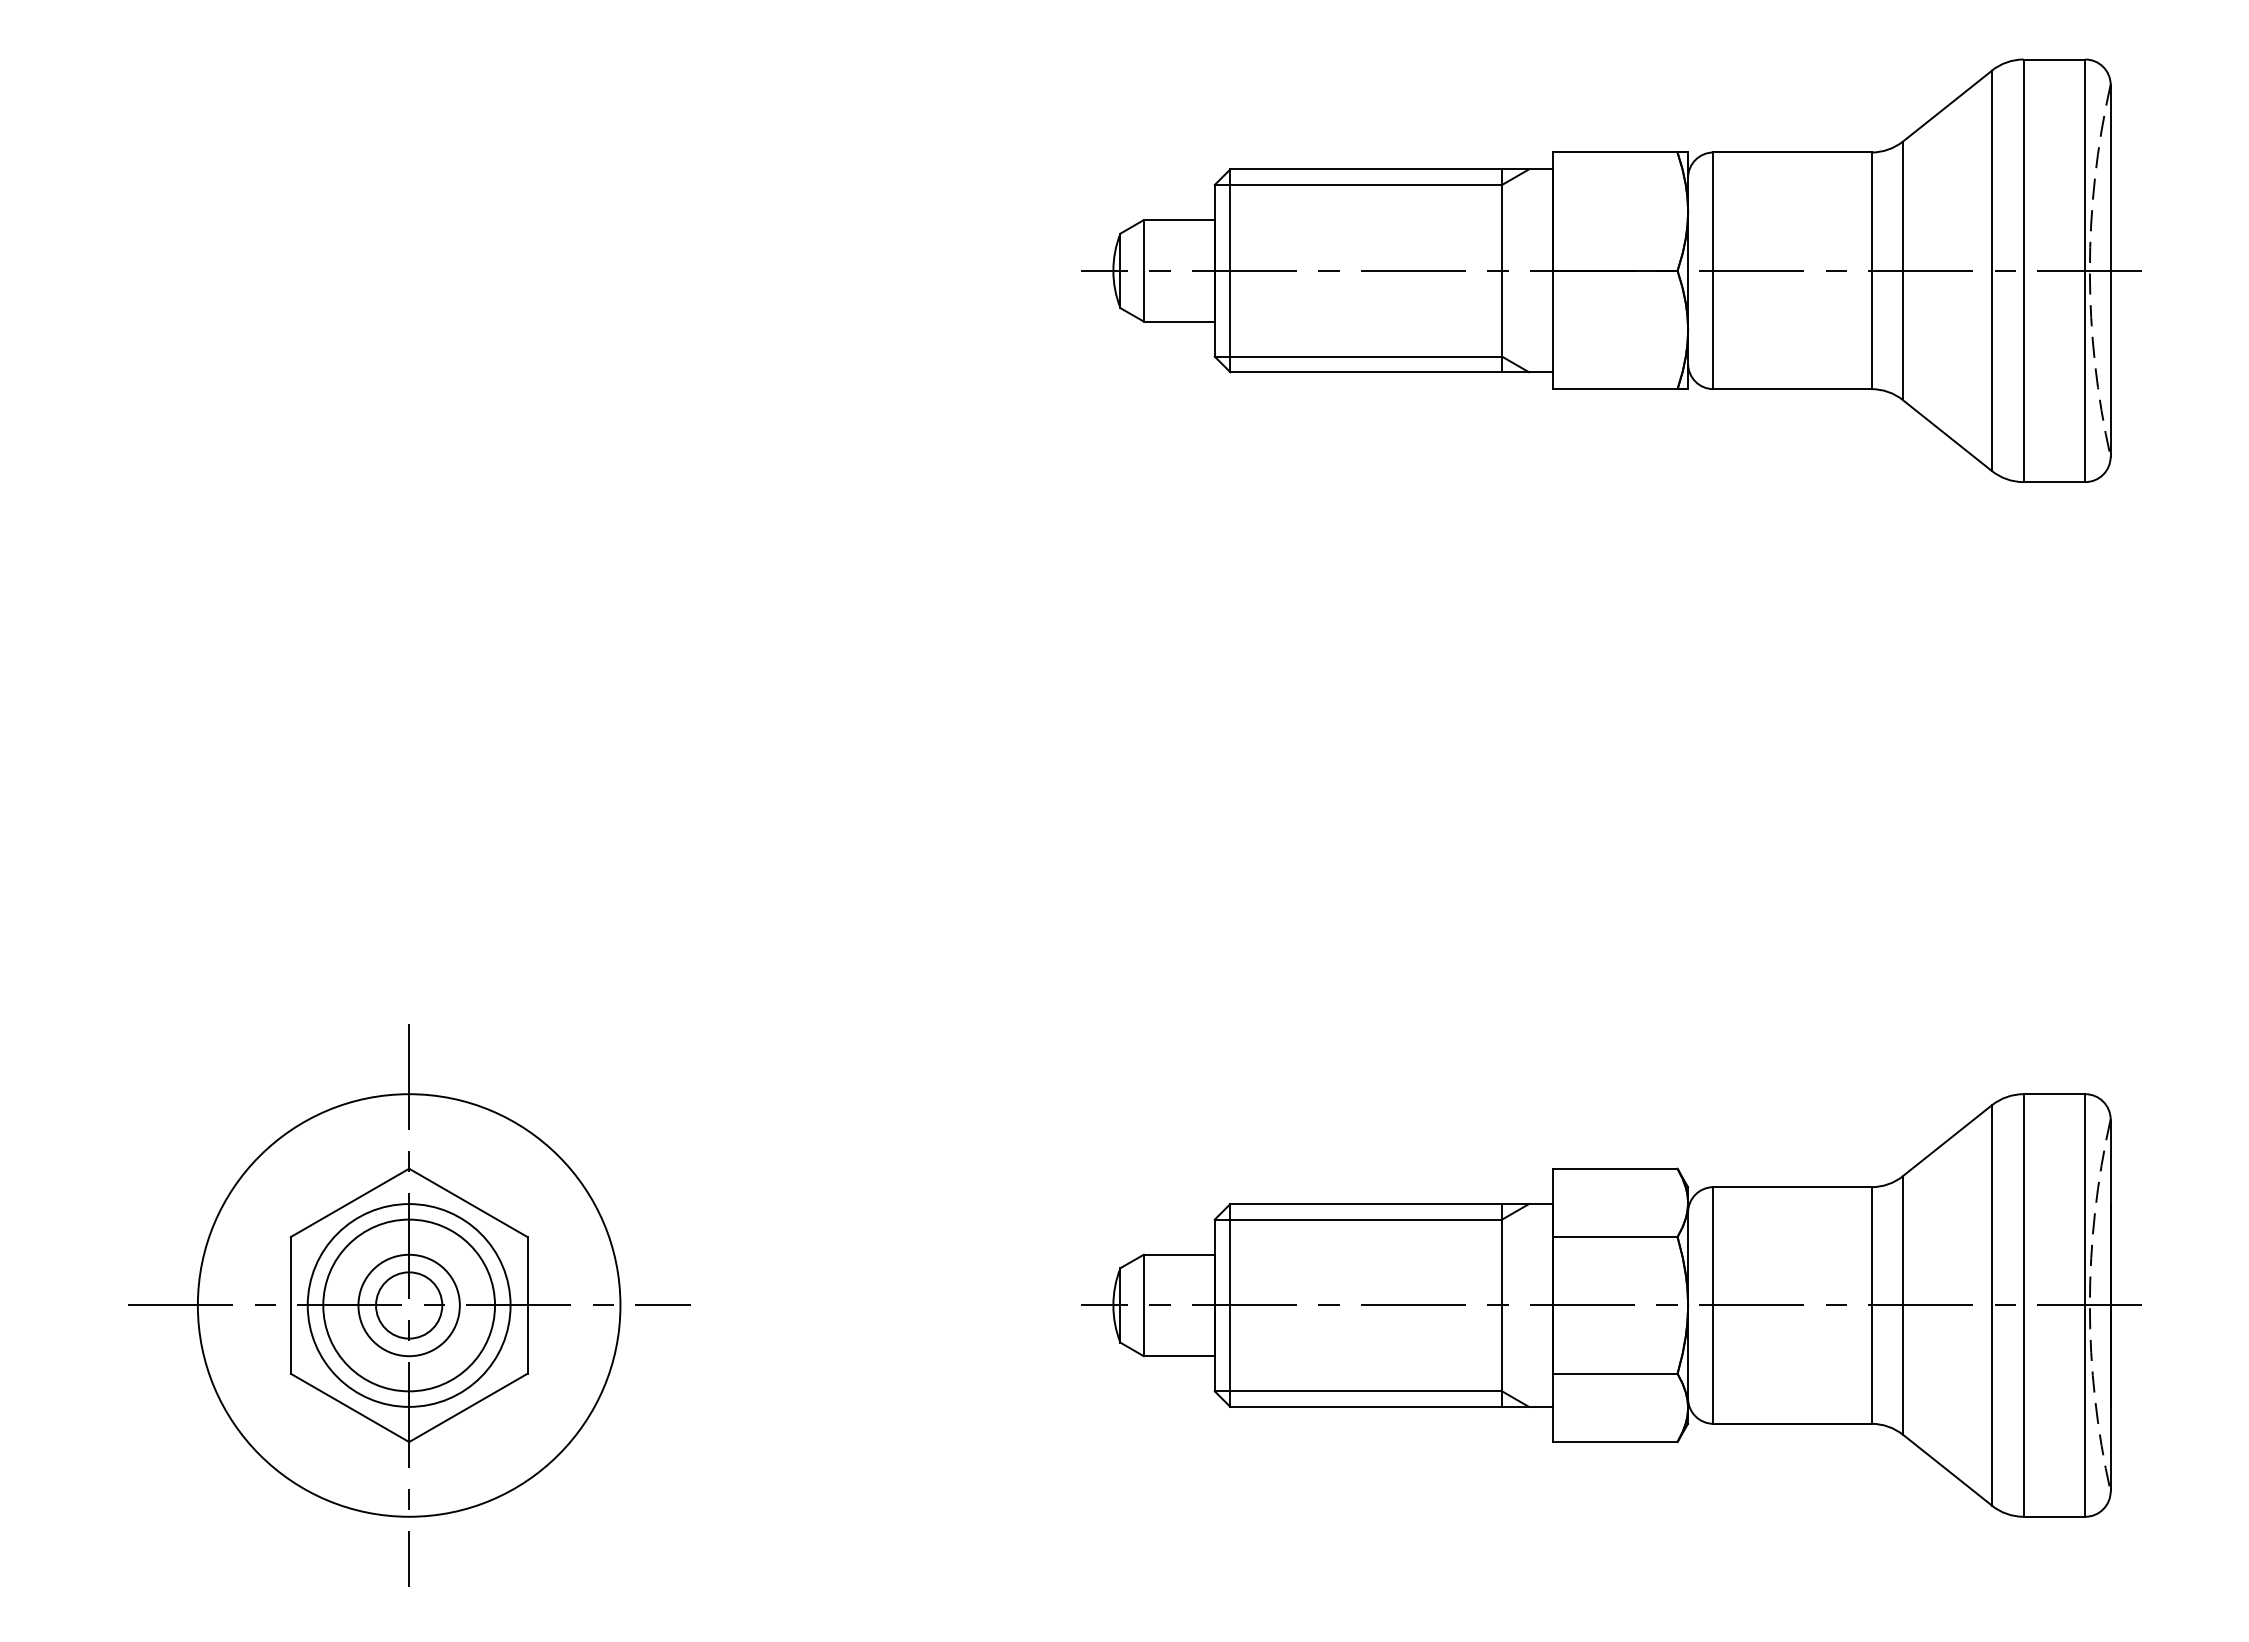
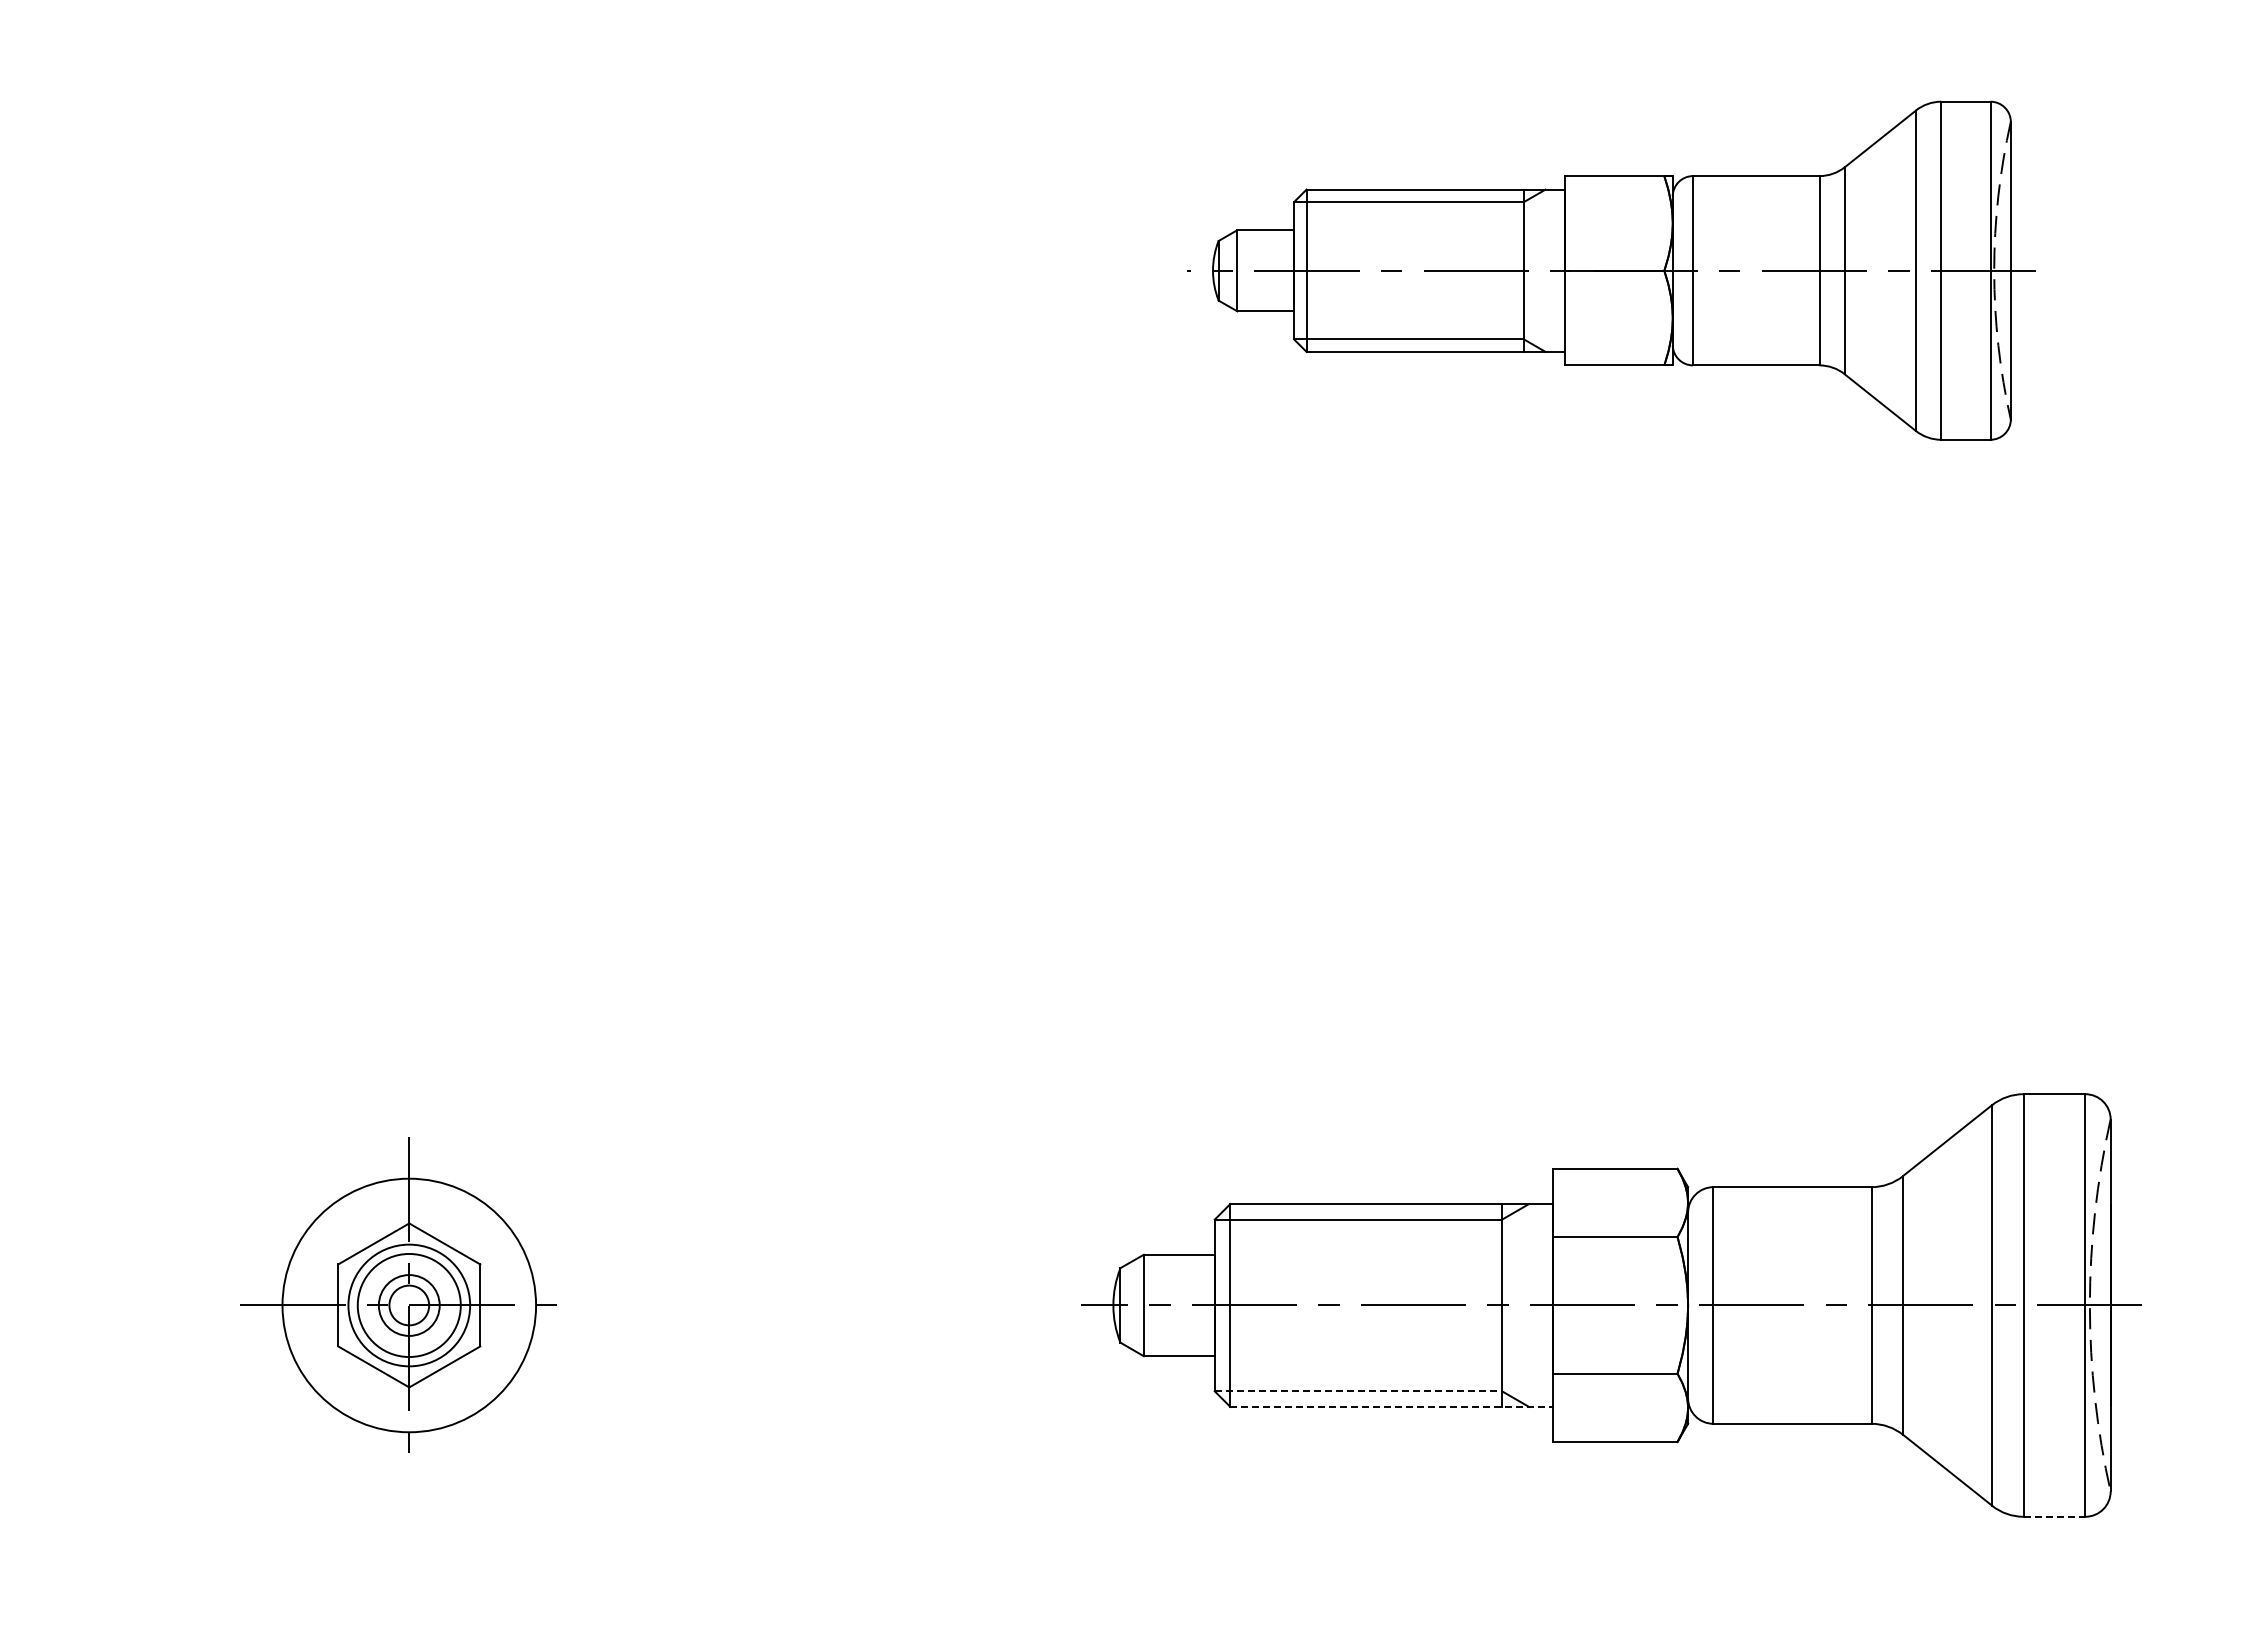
part size: 1061x425 px -> 849x341 px (1611, 270)
part size: 563x563 px -> 317x316 px (398, 1294)
line: solid -> dashed (1358, 1391)
line: solid -> dashed (1392, 1406)
line: solid -> dashed (2054, 1516)
